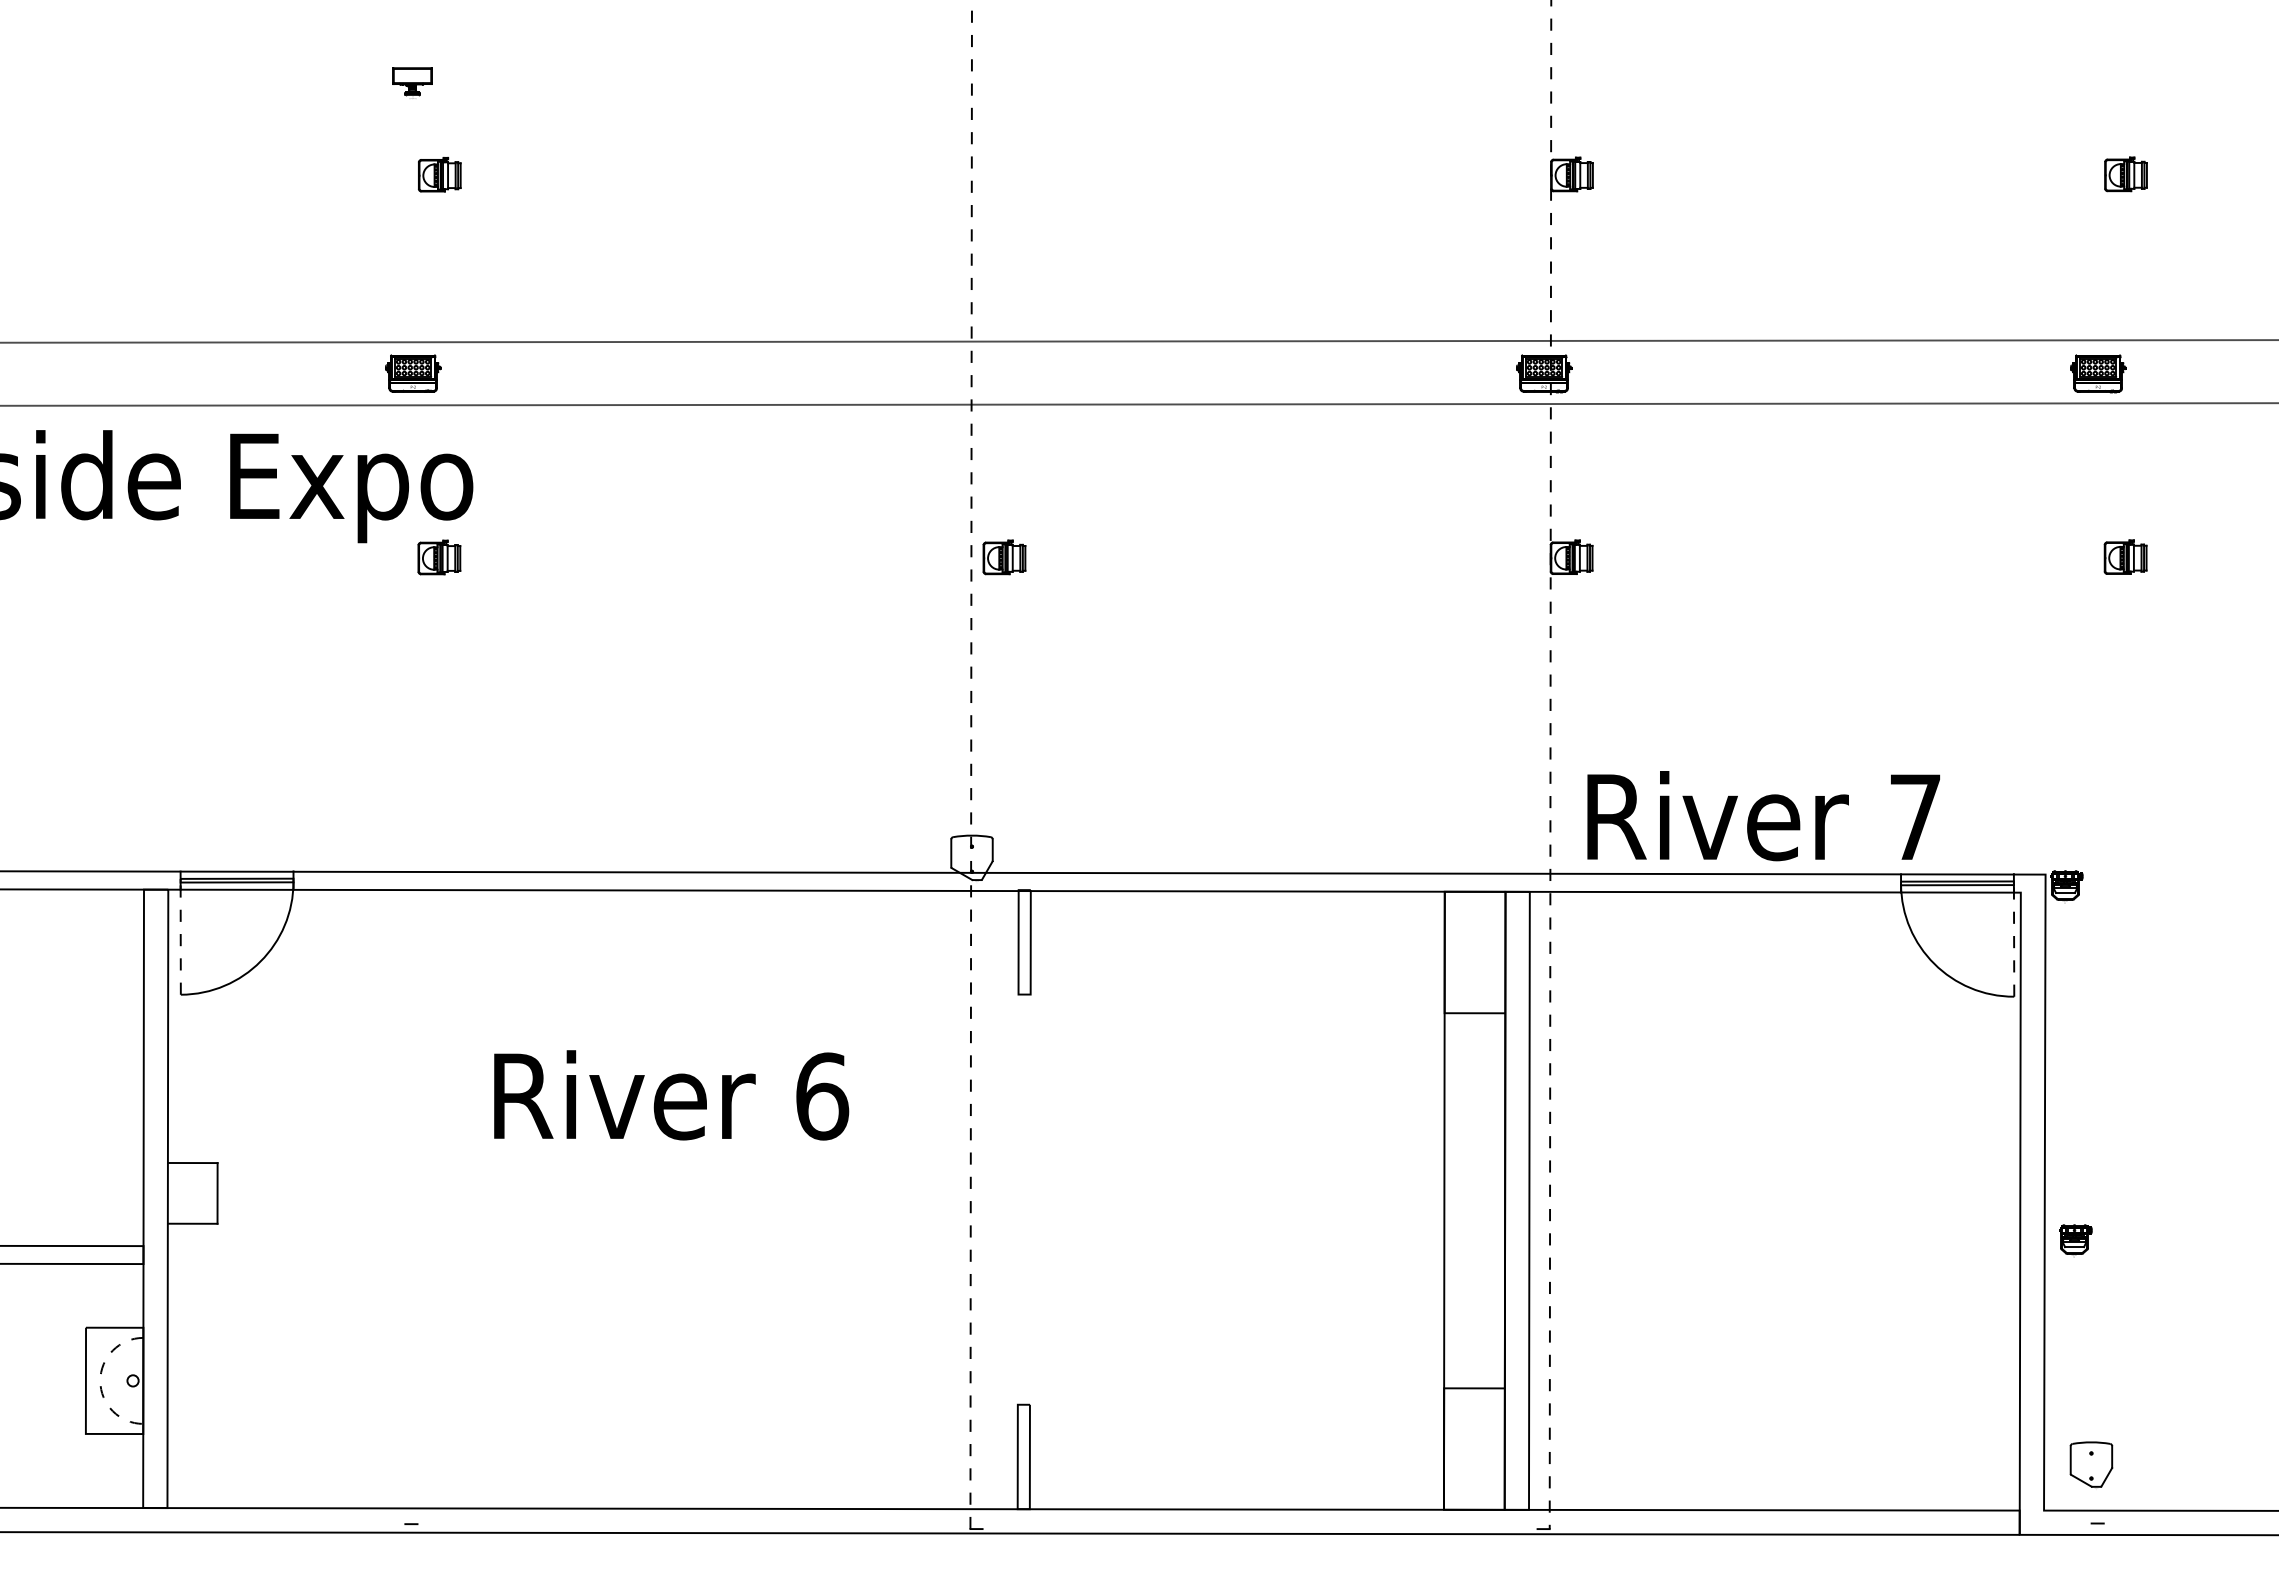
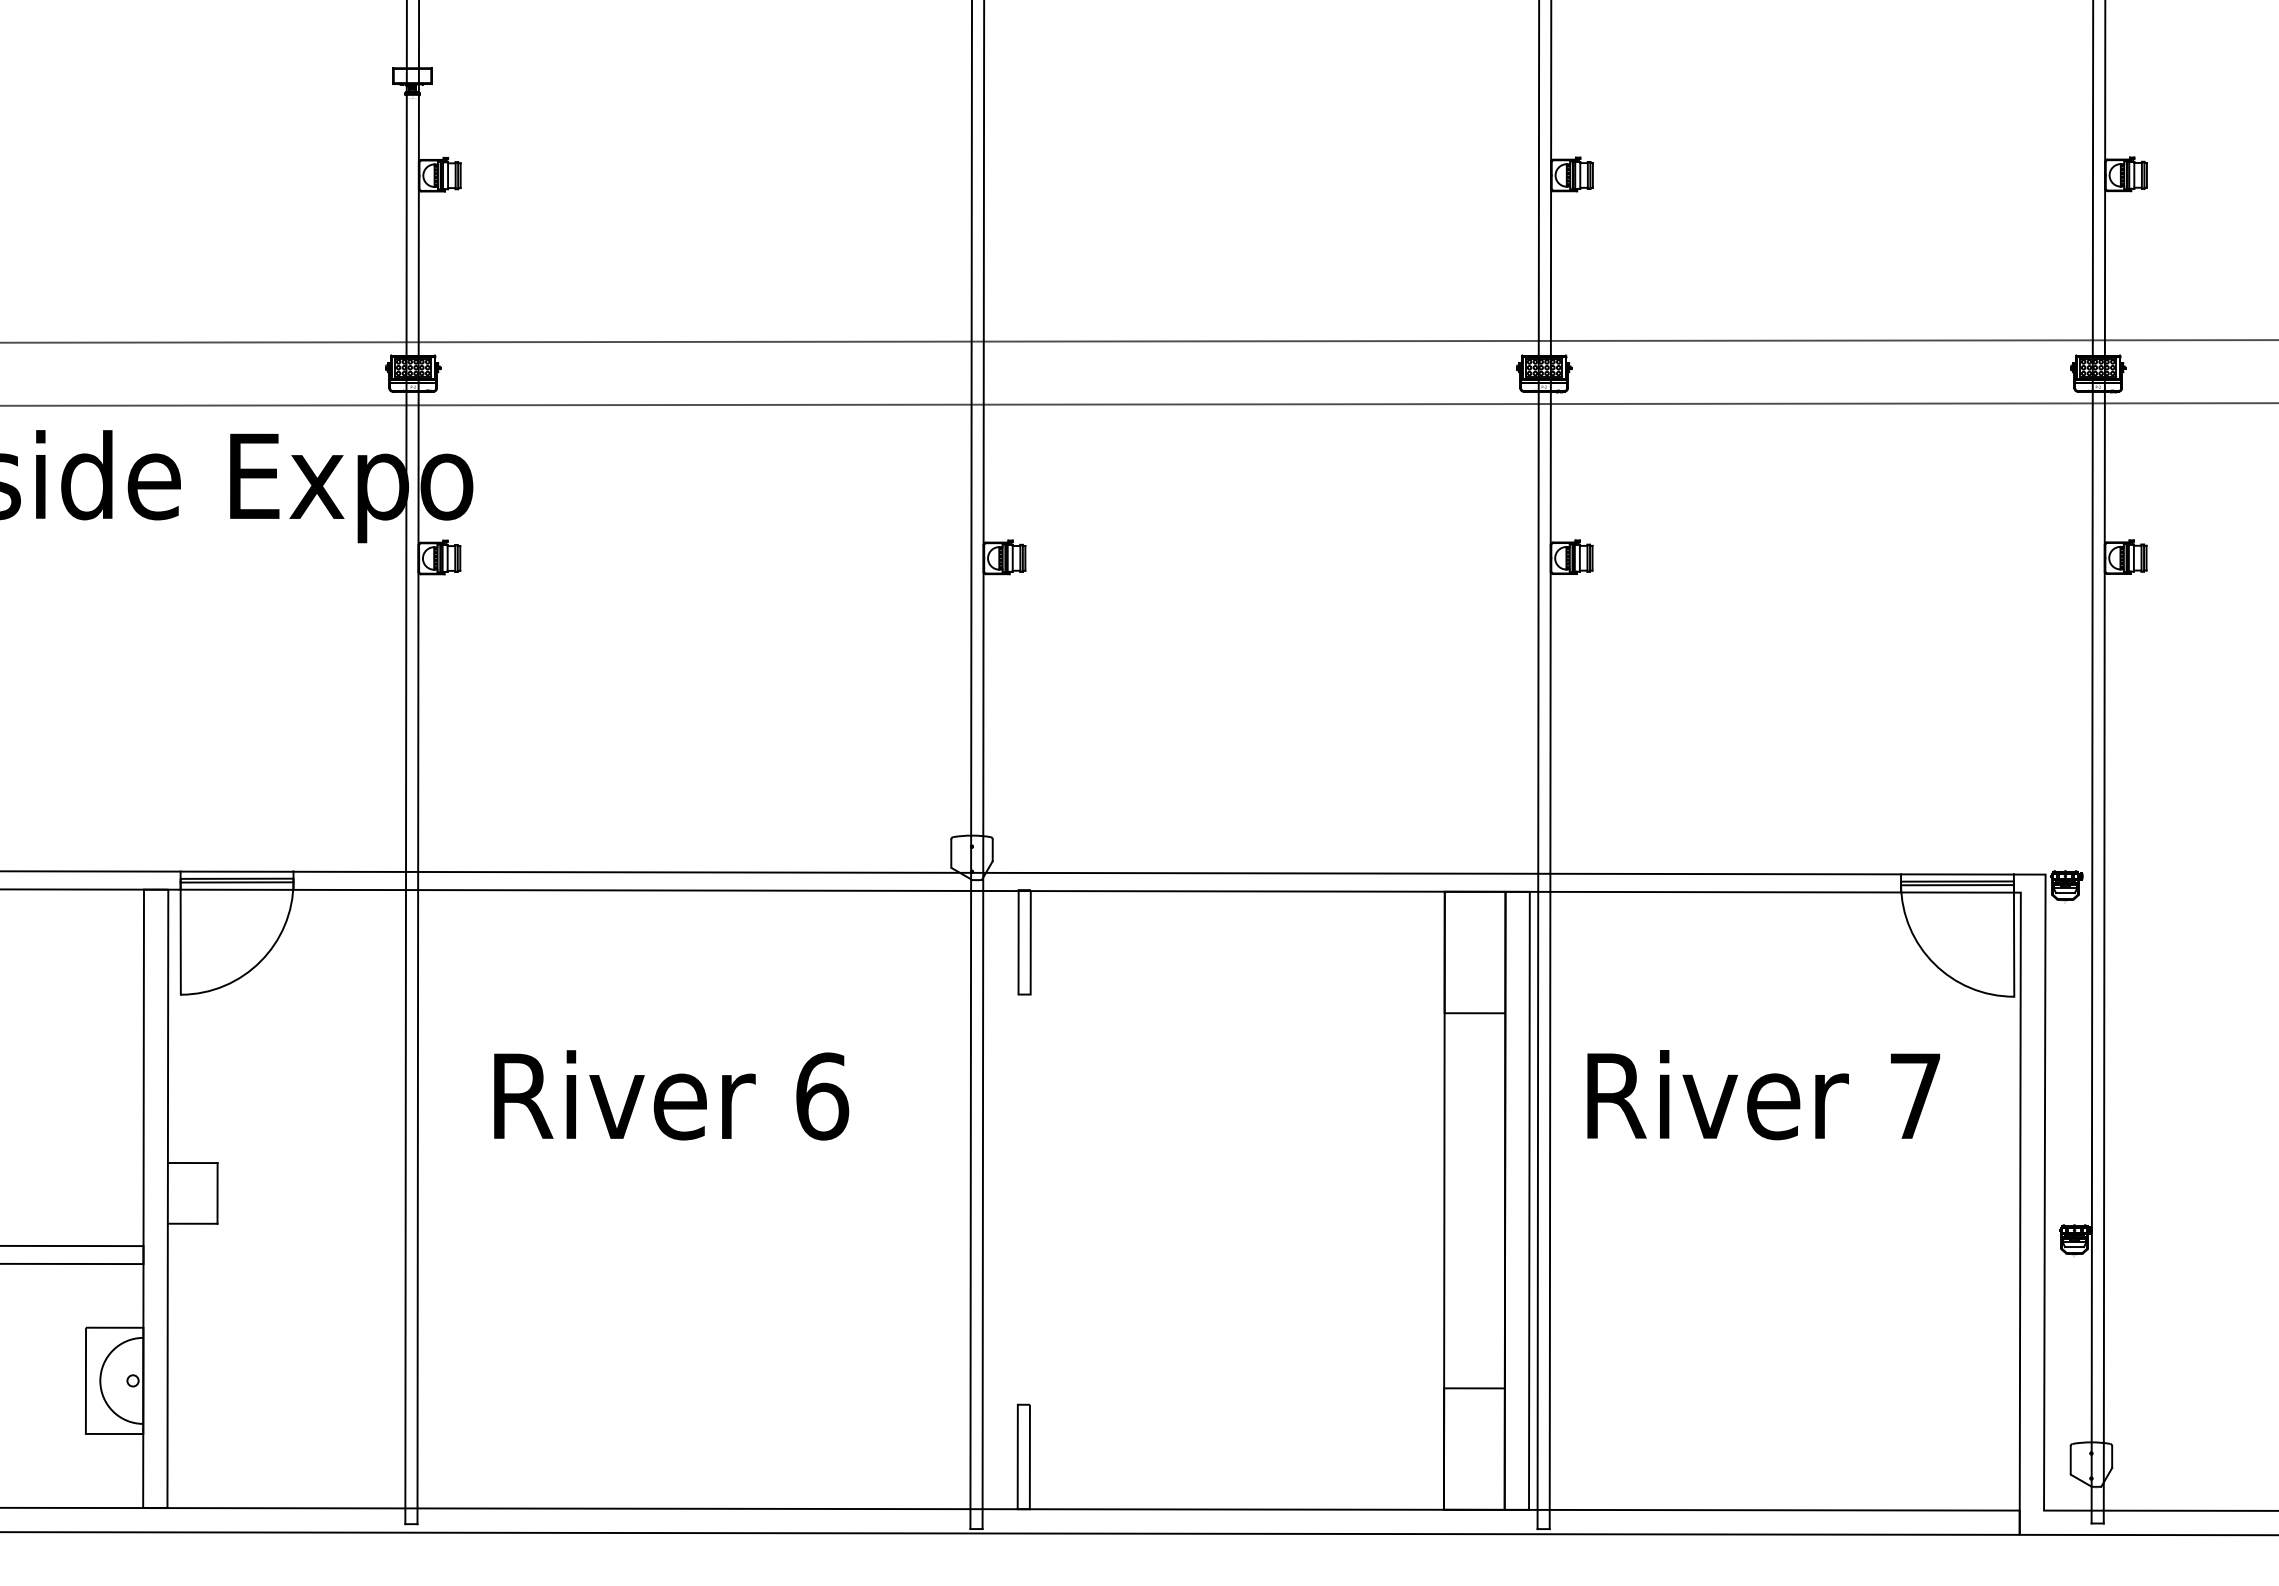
line: none -> present (2092, 762)
line: none -> present (2104, 762)
line: none -> present (405, 763)
line: none -> present (418, 763)
line: dashed -> solid (971, 764)
line: none -> present (983, 765)
line: none -> present (1538, 765)
line: dashed -> solid (1550, 765)
text position: (1763, 816) -> (1763, 1095) (1763, 1095)
line: dashed -> solid (180, 937)
line: dashed -> solid (2014, 939)
arc: dashed -> solid (100, 1380)
